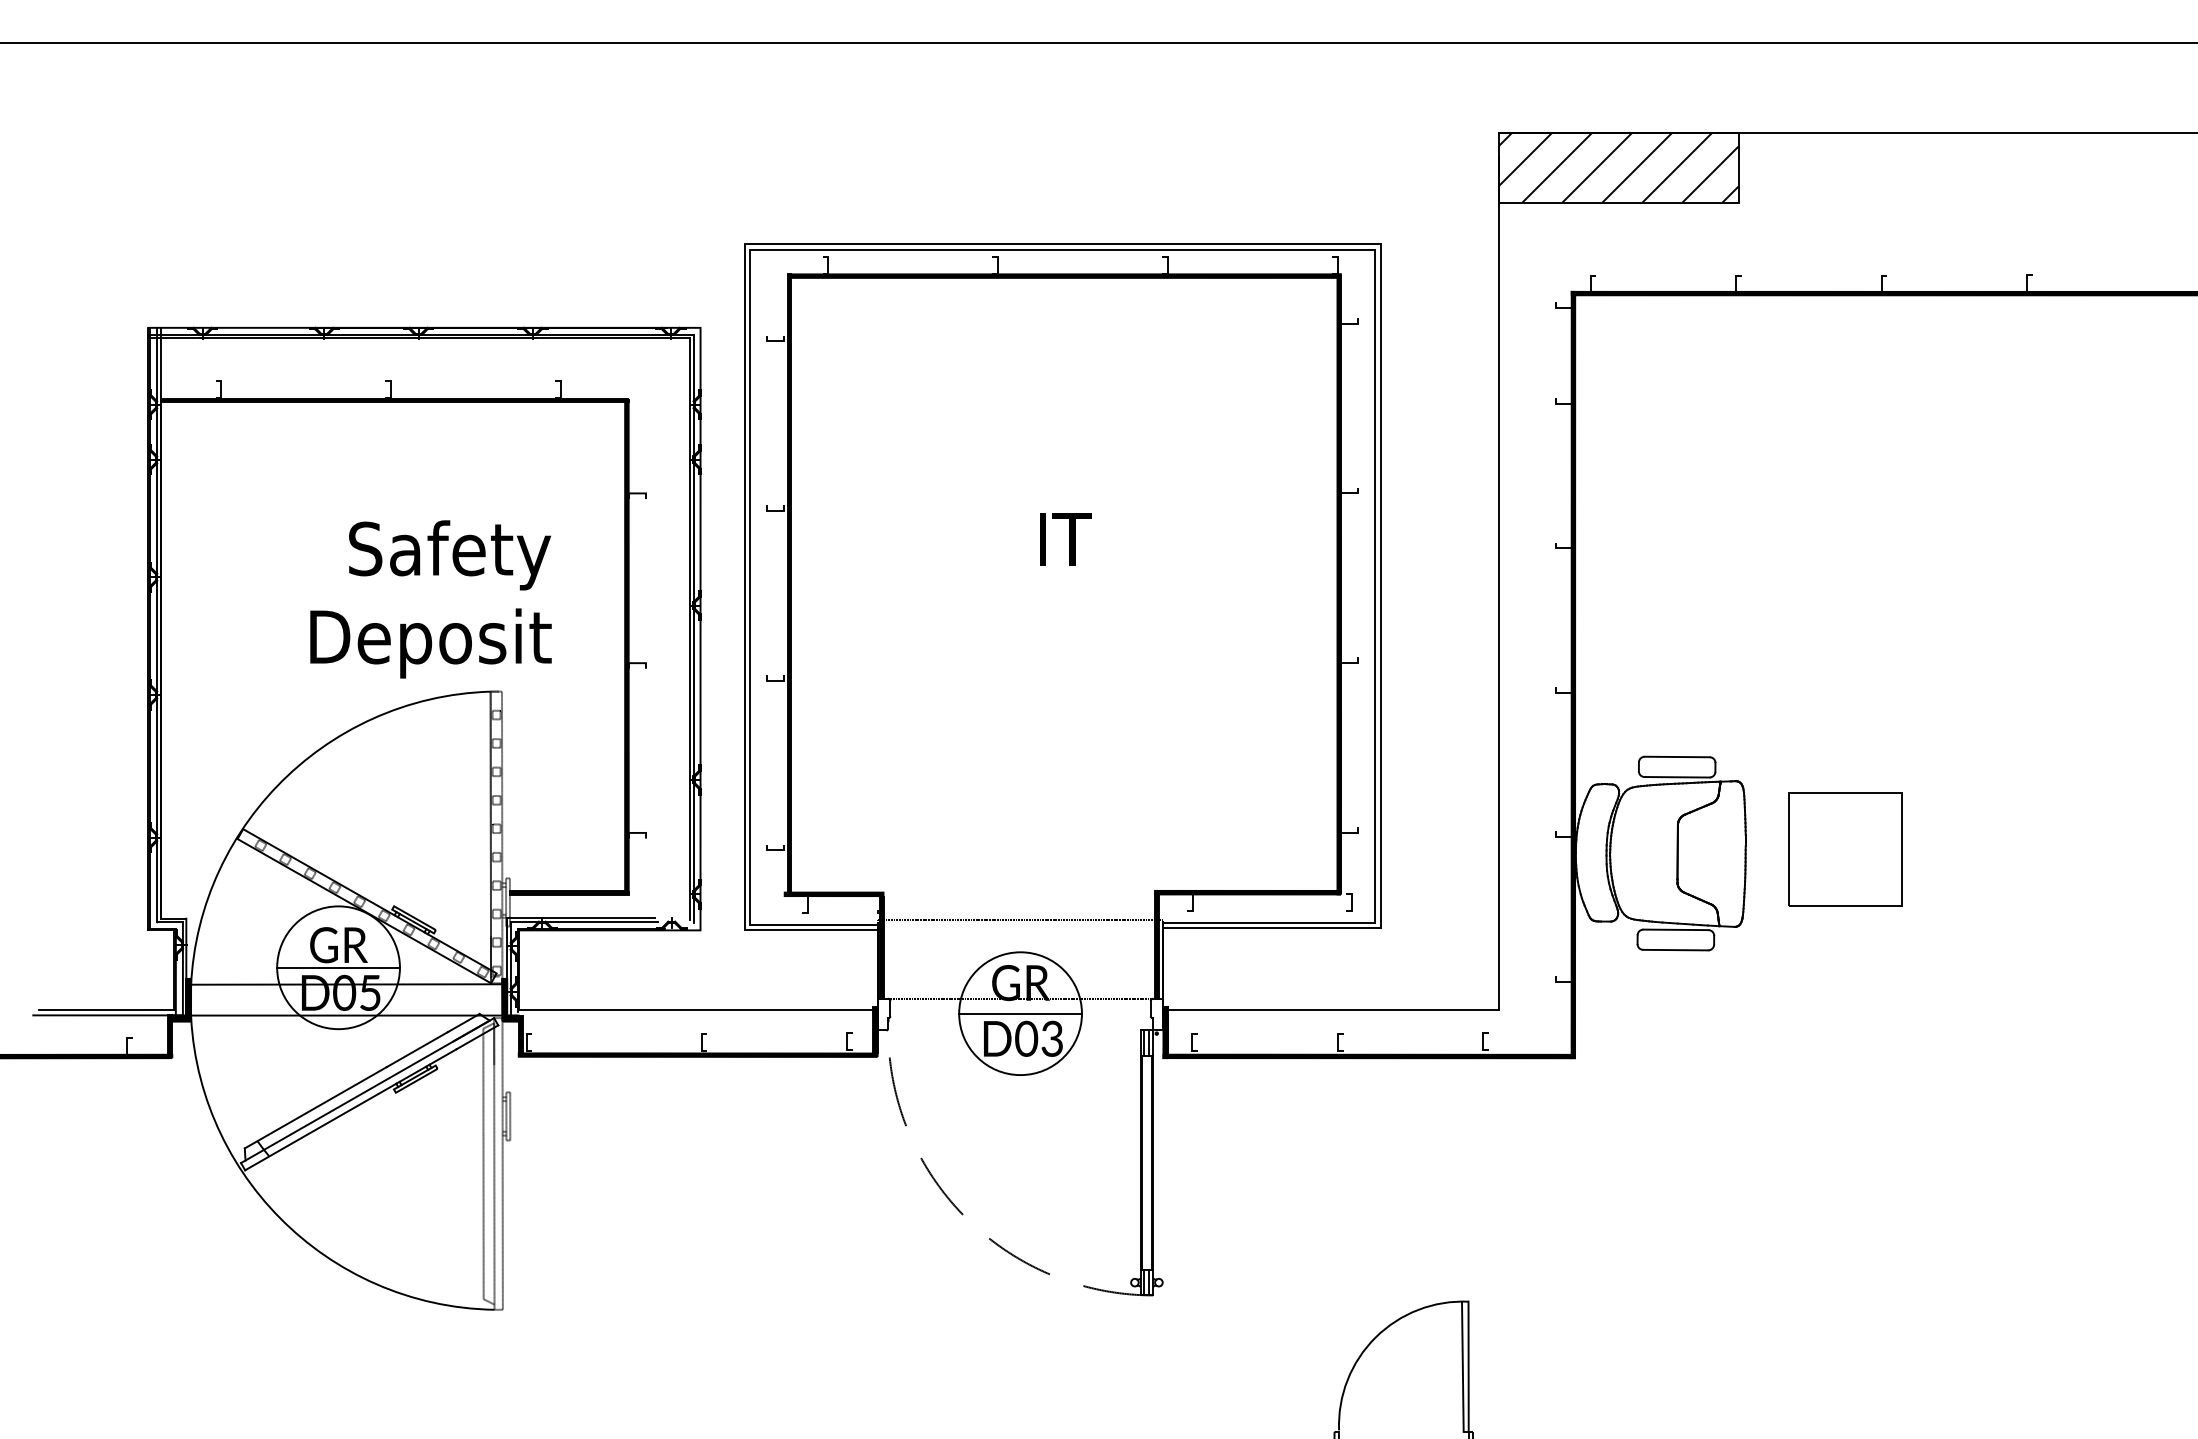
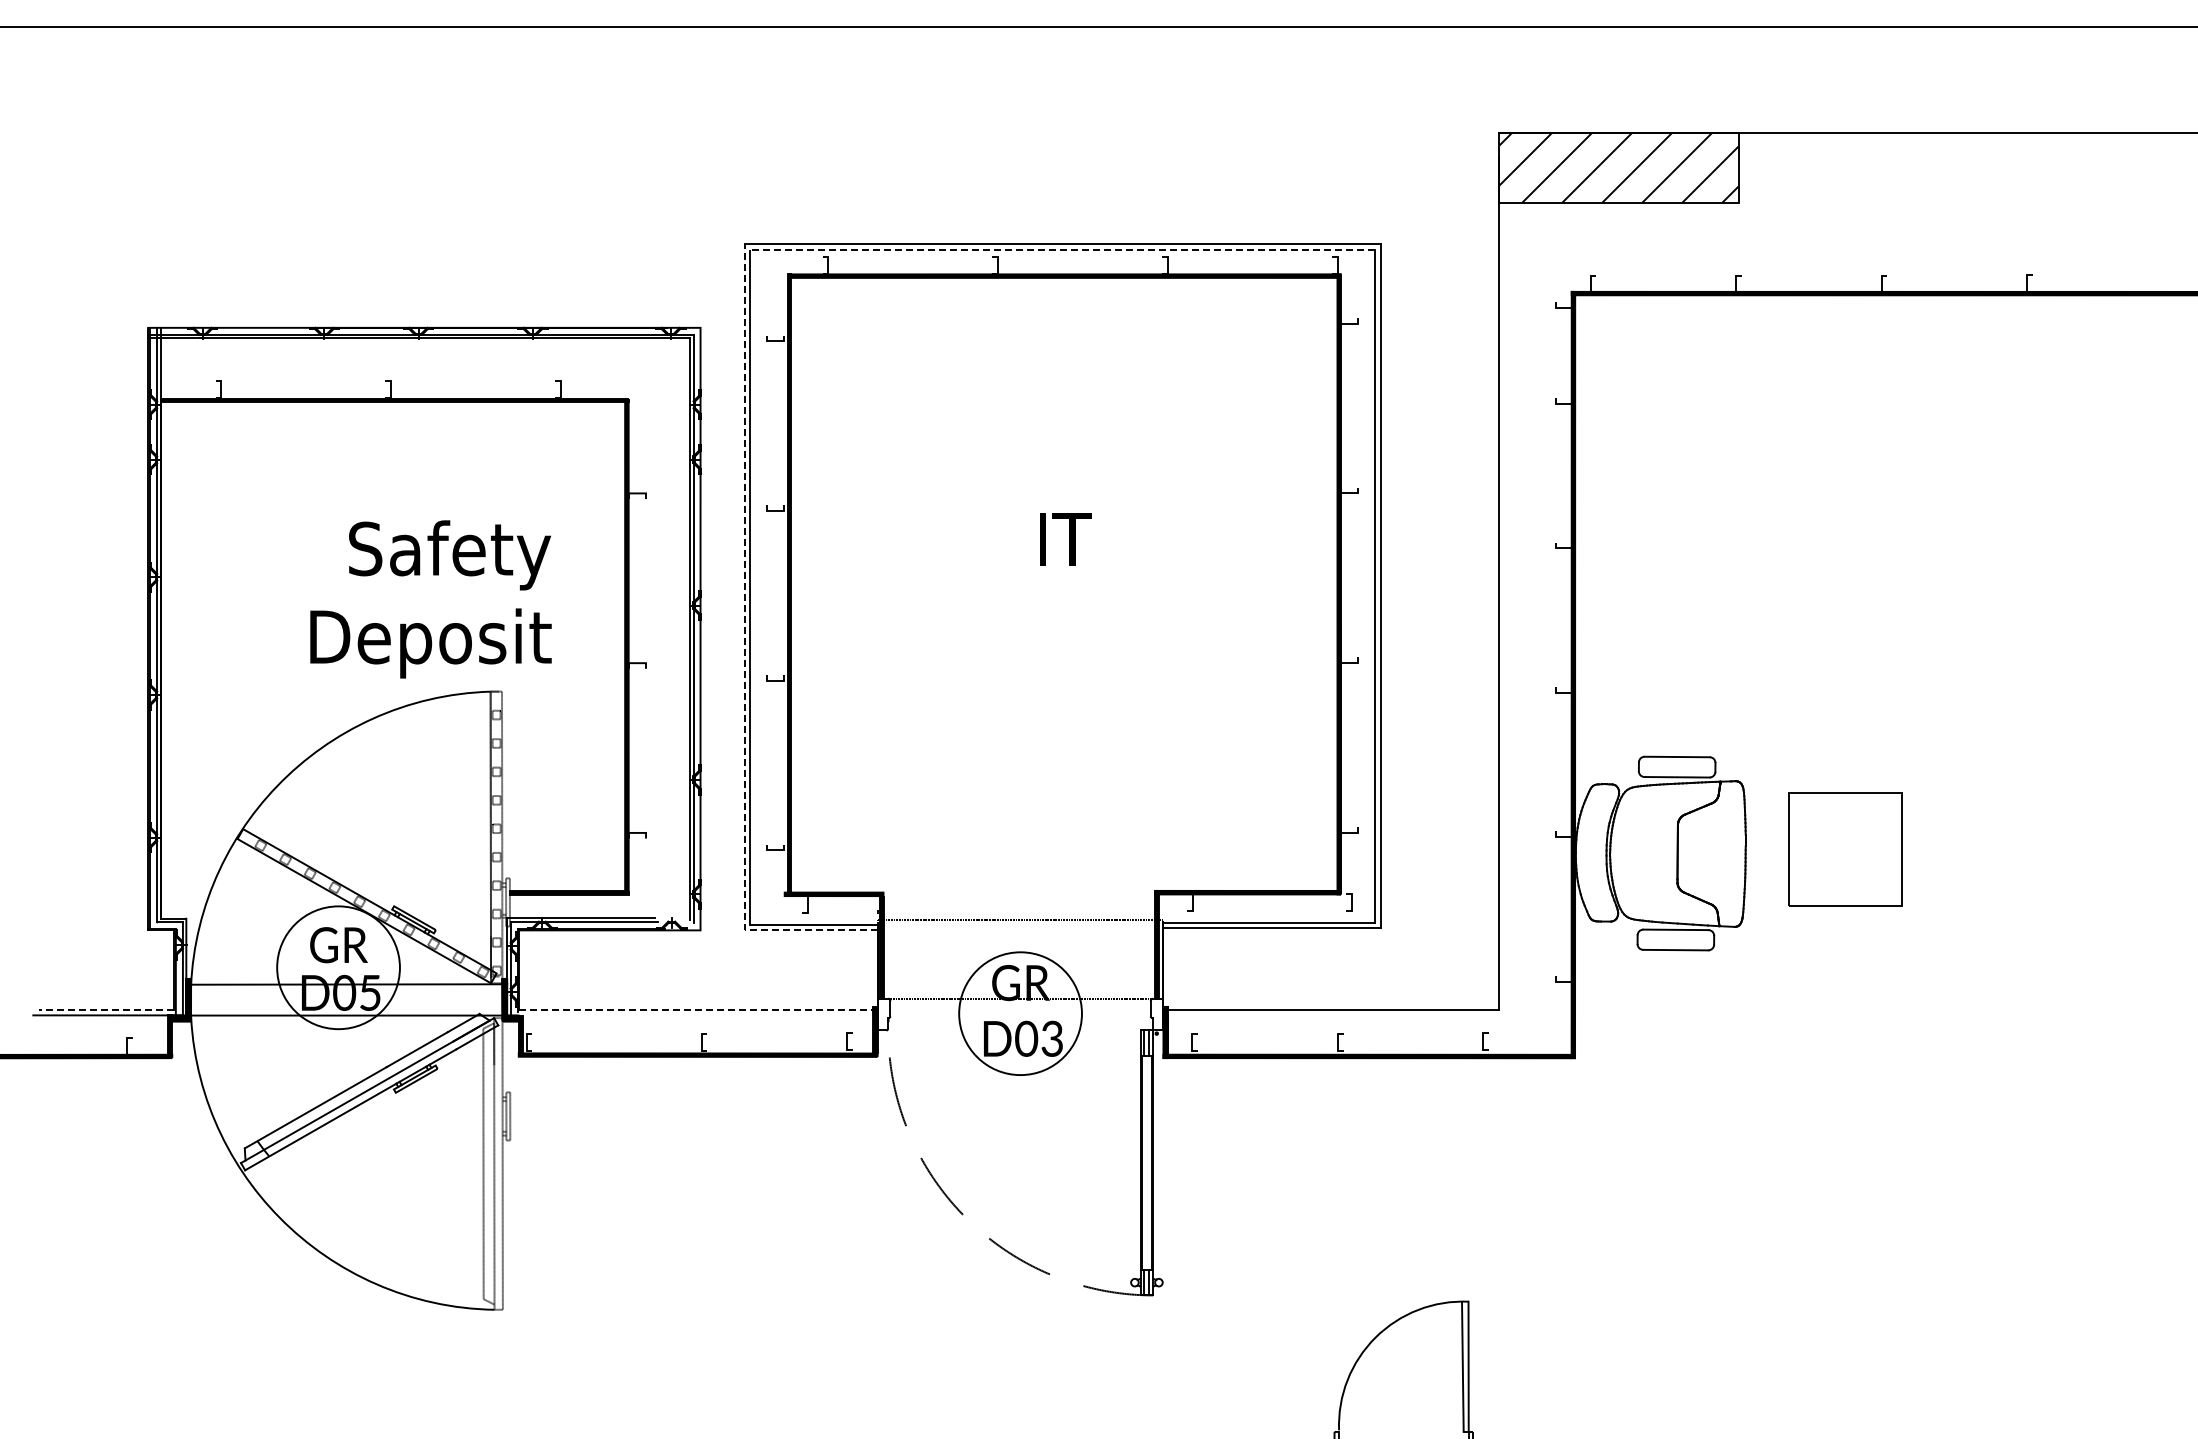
line position: (1098, 43) -> (1098, 27) (1098, 27)
line: solid -> dashed (1062, 250)
line: solid -> dashed (744, 653)
line: present -> none (338, 967)
line: solid -> dashed (106, 1009)
line: solid -> dashed (699, 1009)
line: present -> none (1020, 1013)
